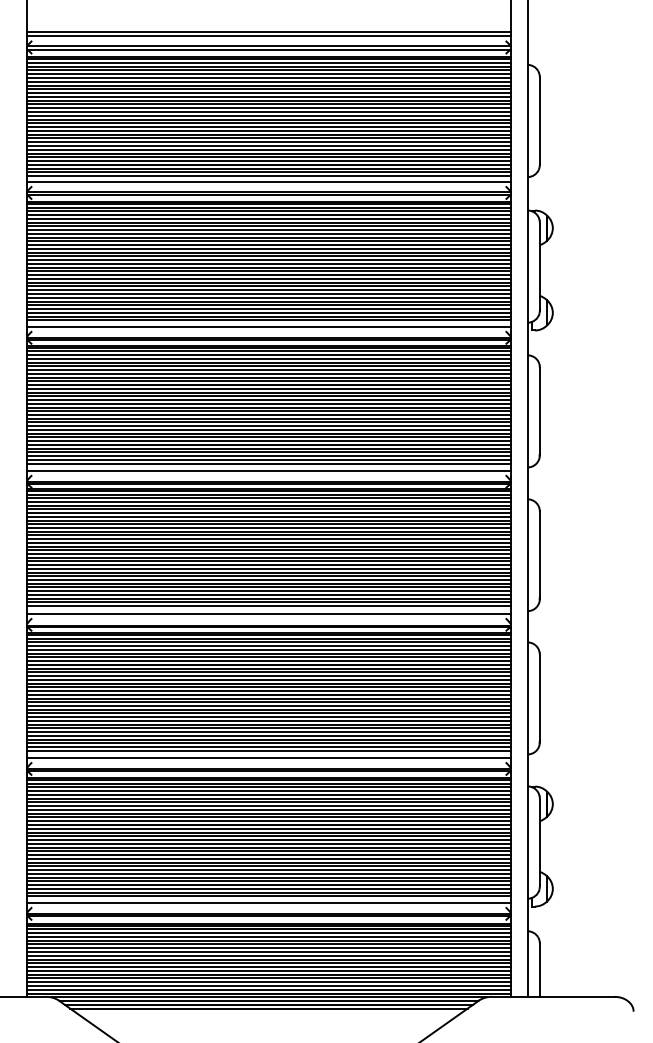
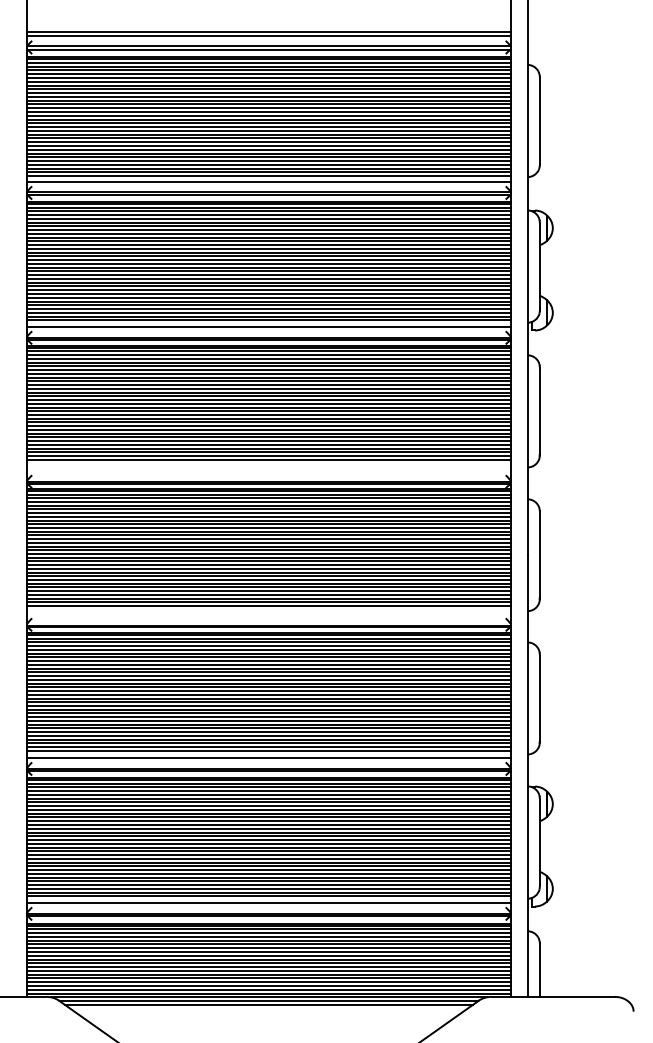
line: present -> none (268, 463)
line: present -> none (268, 470)
line: present -> none (268, 613)
line: present -> none (268, 1008)
